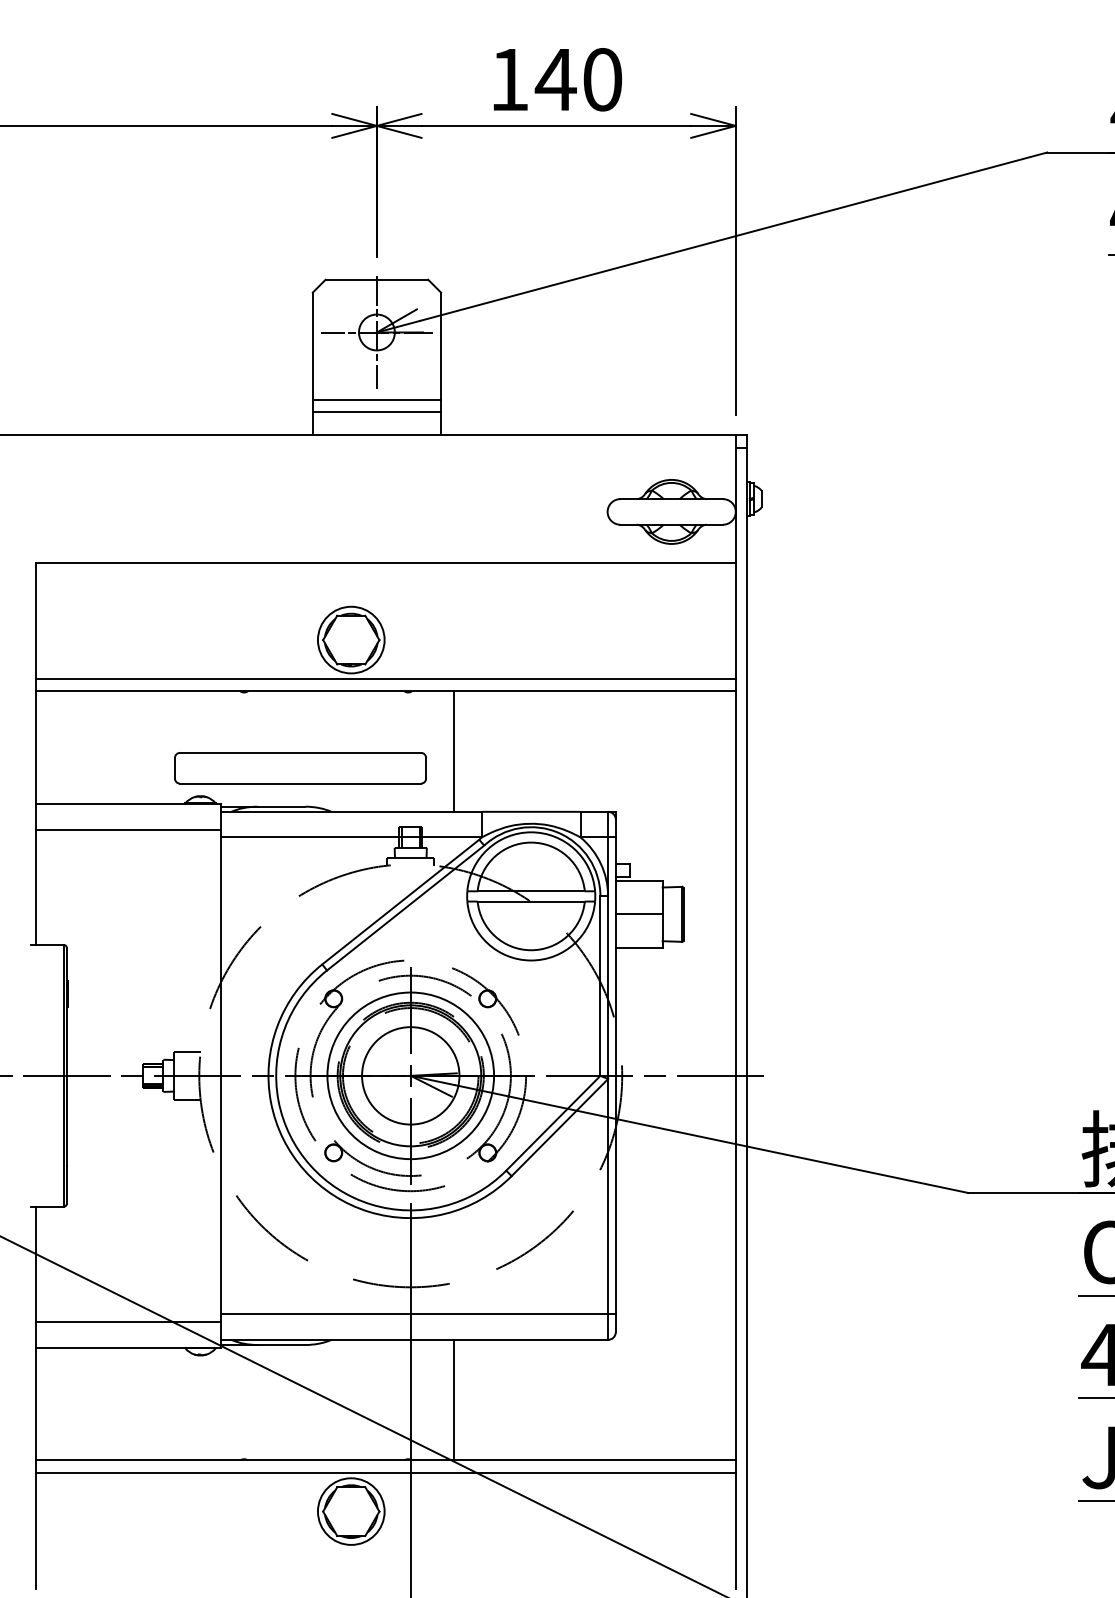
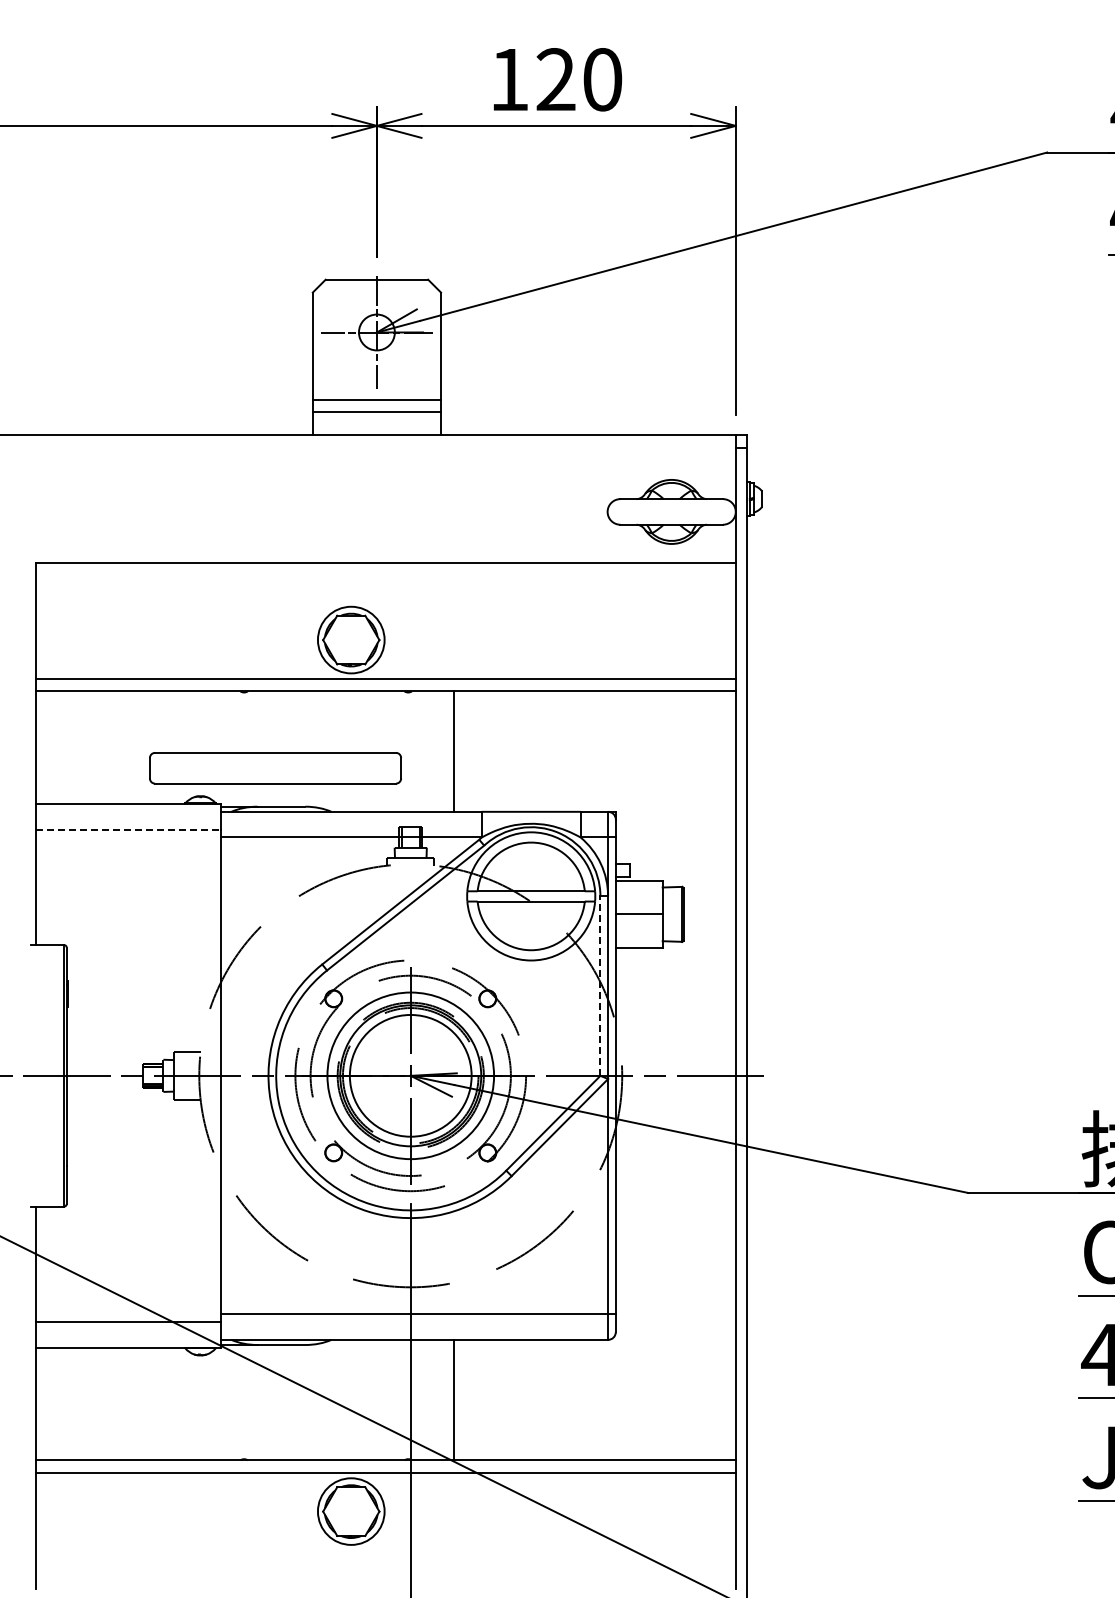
text: 140 -> 120 (555, 79)
part position: (300, 768) -> (275, 768) (275, 768)
line: solid -> dashed (128, 829)
line: solid -> dashed (600, 986)
circle diameter: 97 px -> 122 px (410, 1075)
